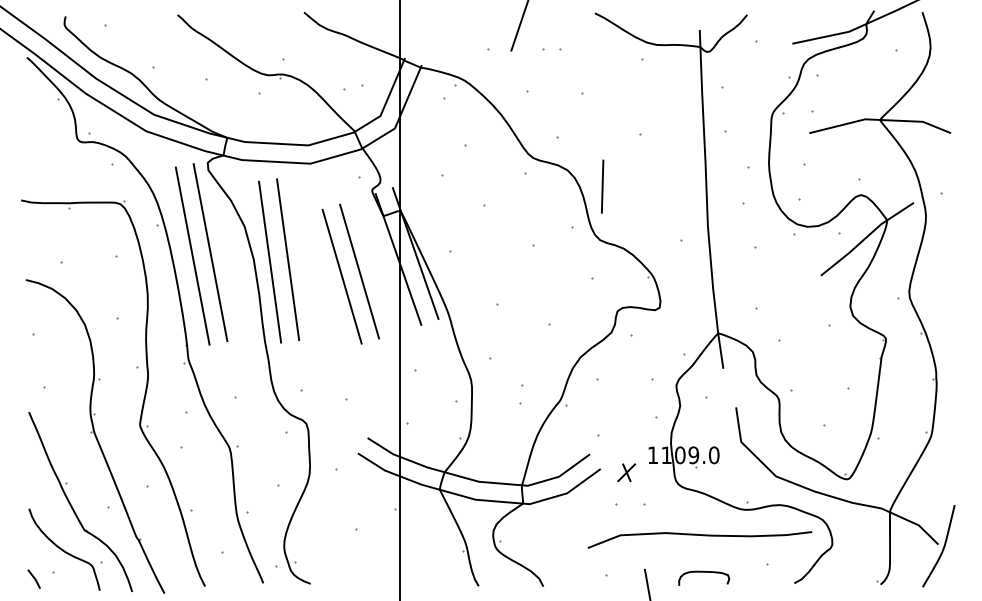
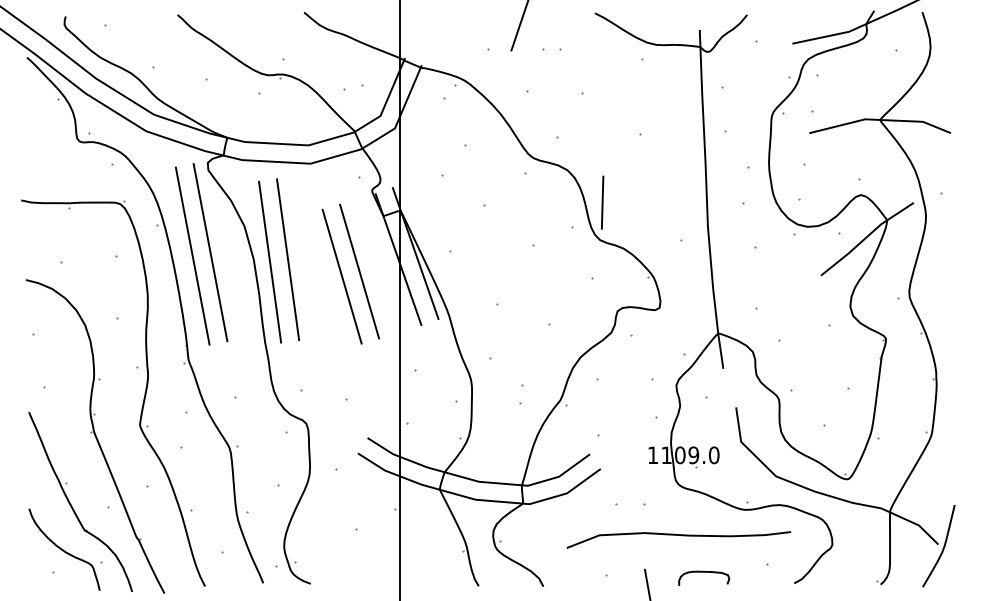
line position: (602, 186) -> (602, 202) (602, 202)
part: present -> none (626, 472)
curve position: (699, 535) -> (678, 535) (678, 535)
line: present -> none (33, 578)
